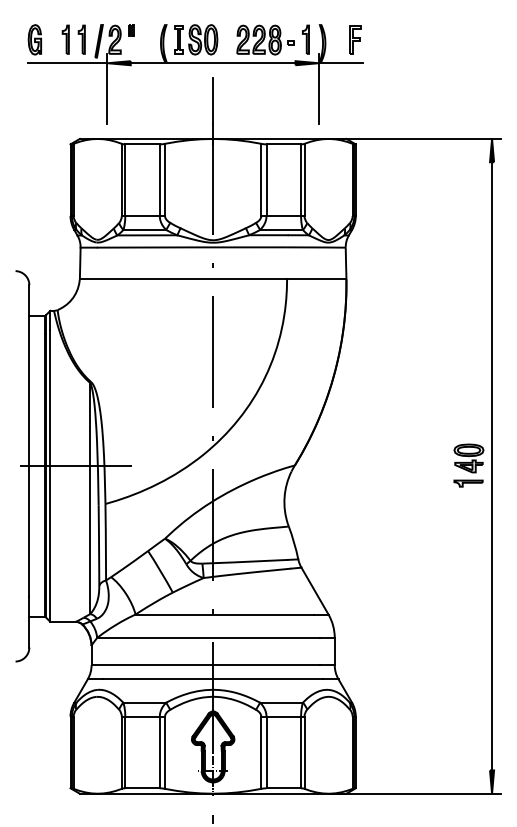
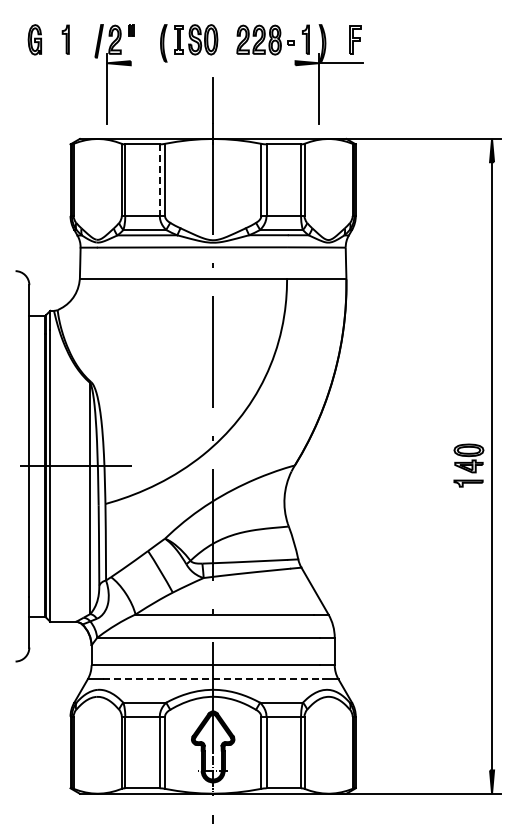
part: present -> none (81, 39)
line: present -> none (67, 63)
line: present -> none (212, 63)
line: solid -> dashed (159, 180)
line: solid -> dashed (213, 679)
